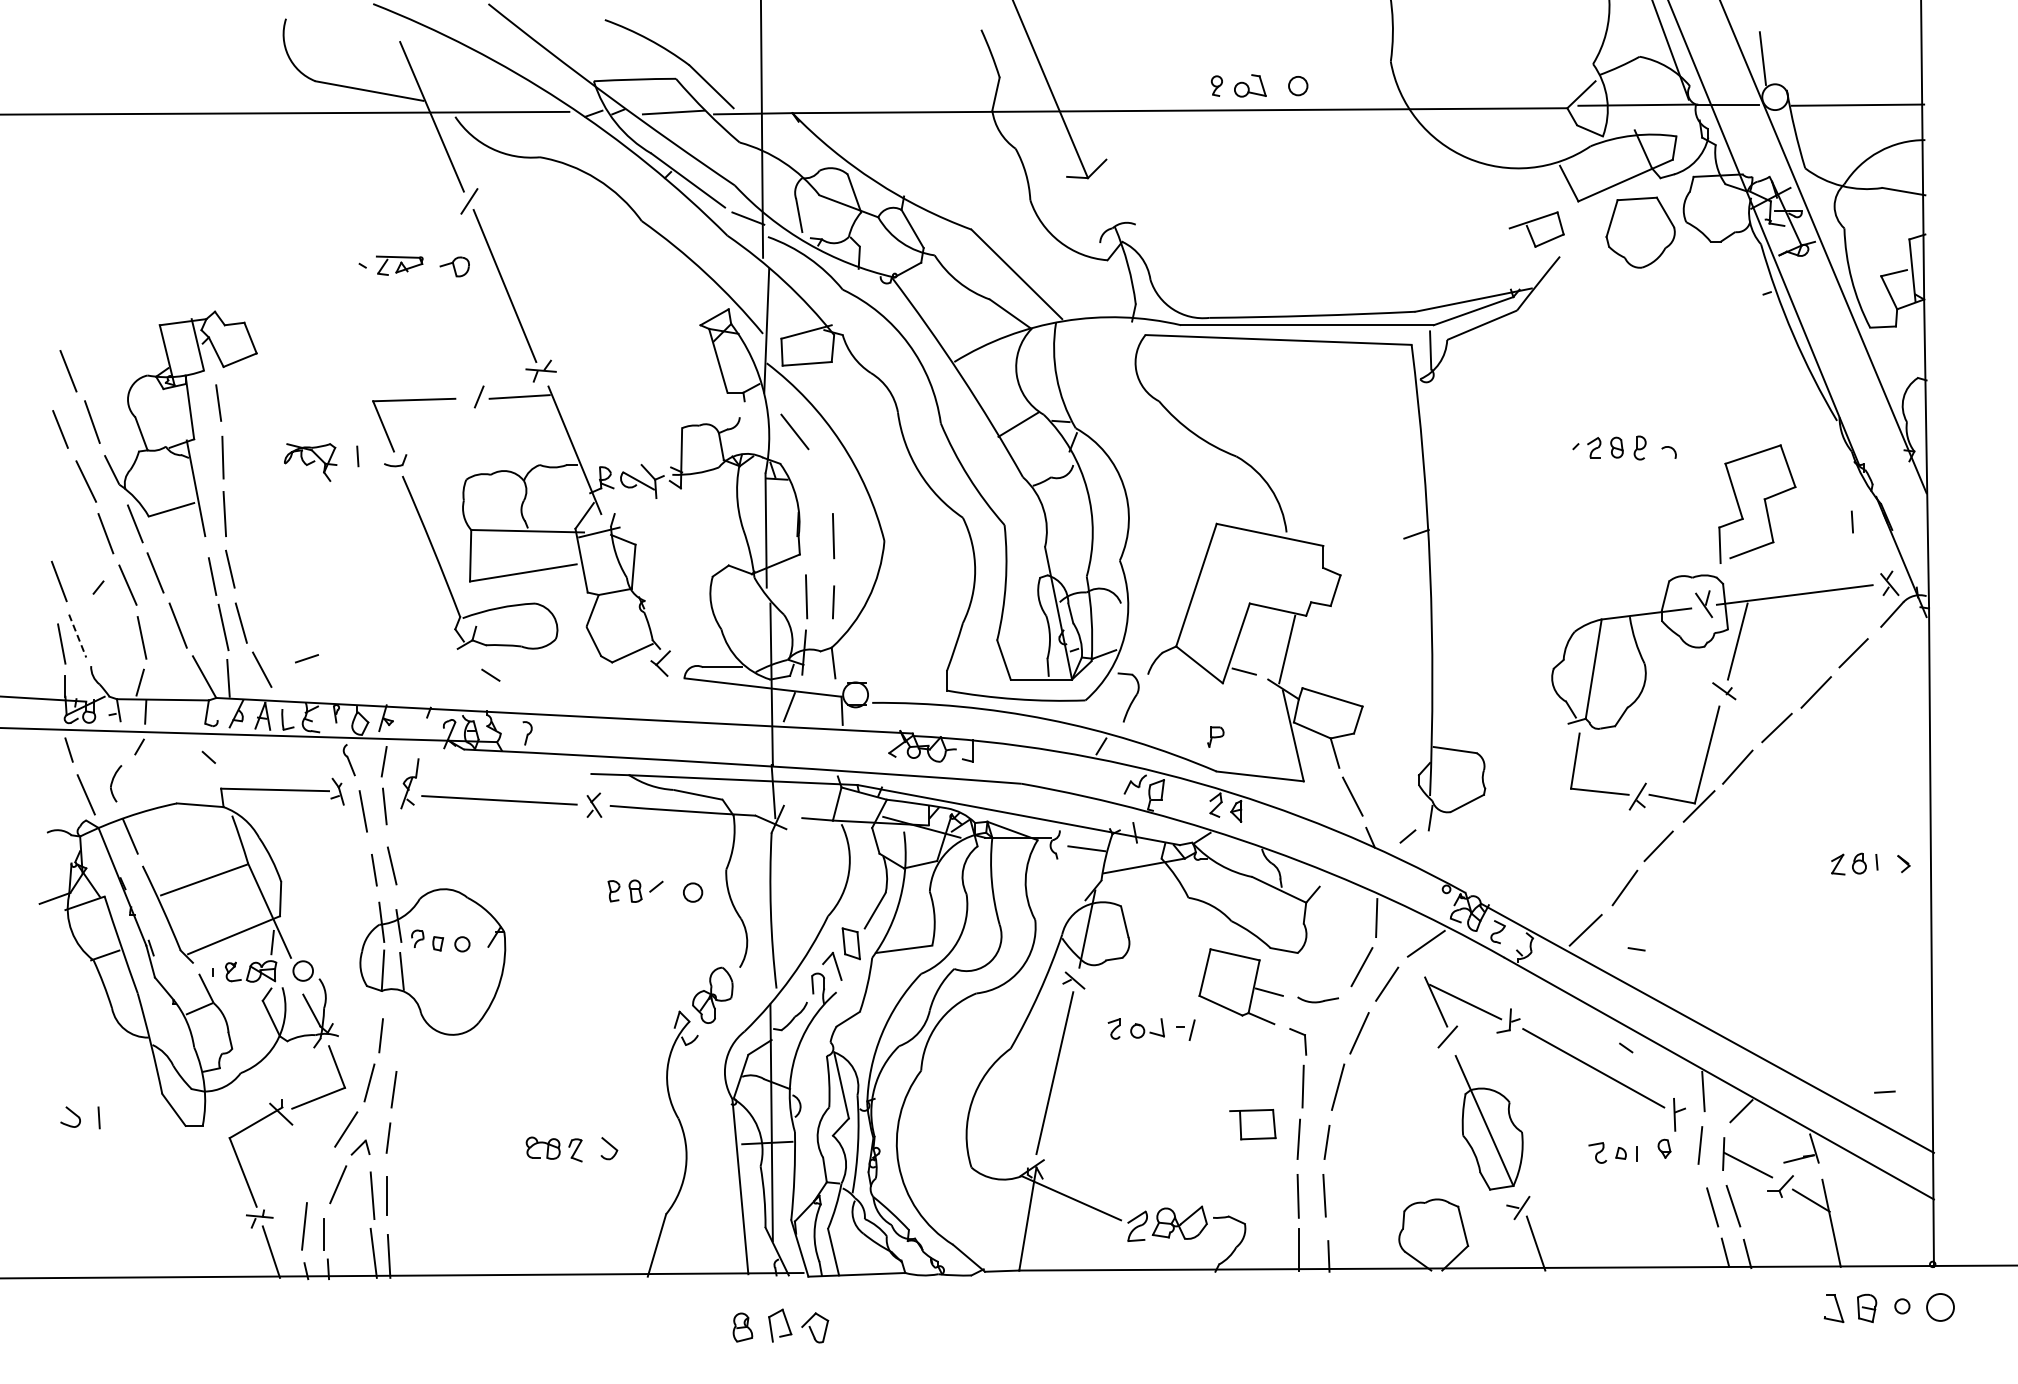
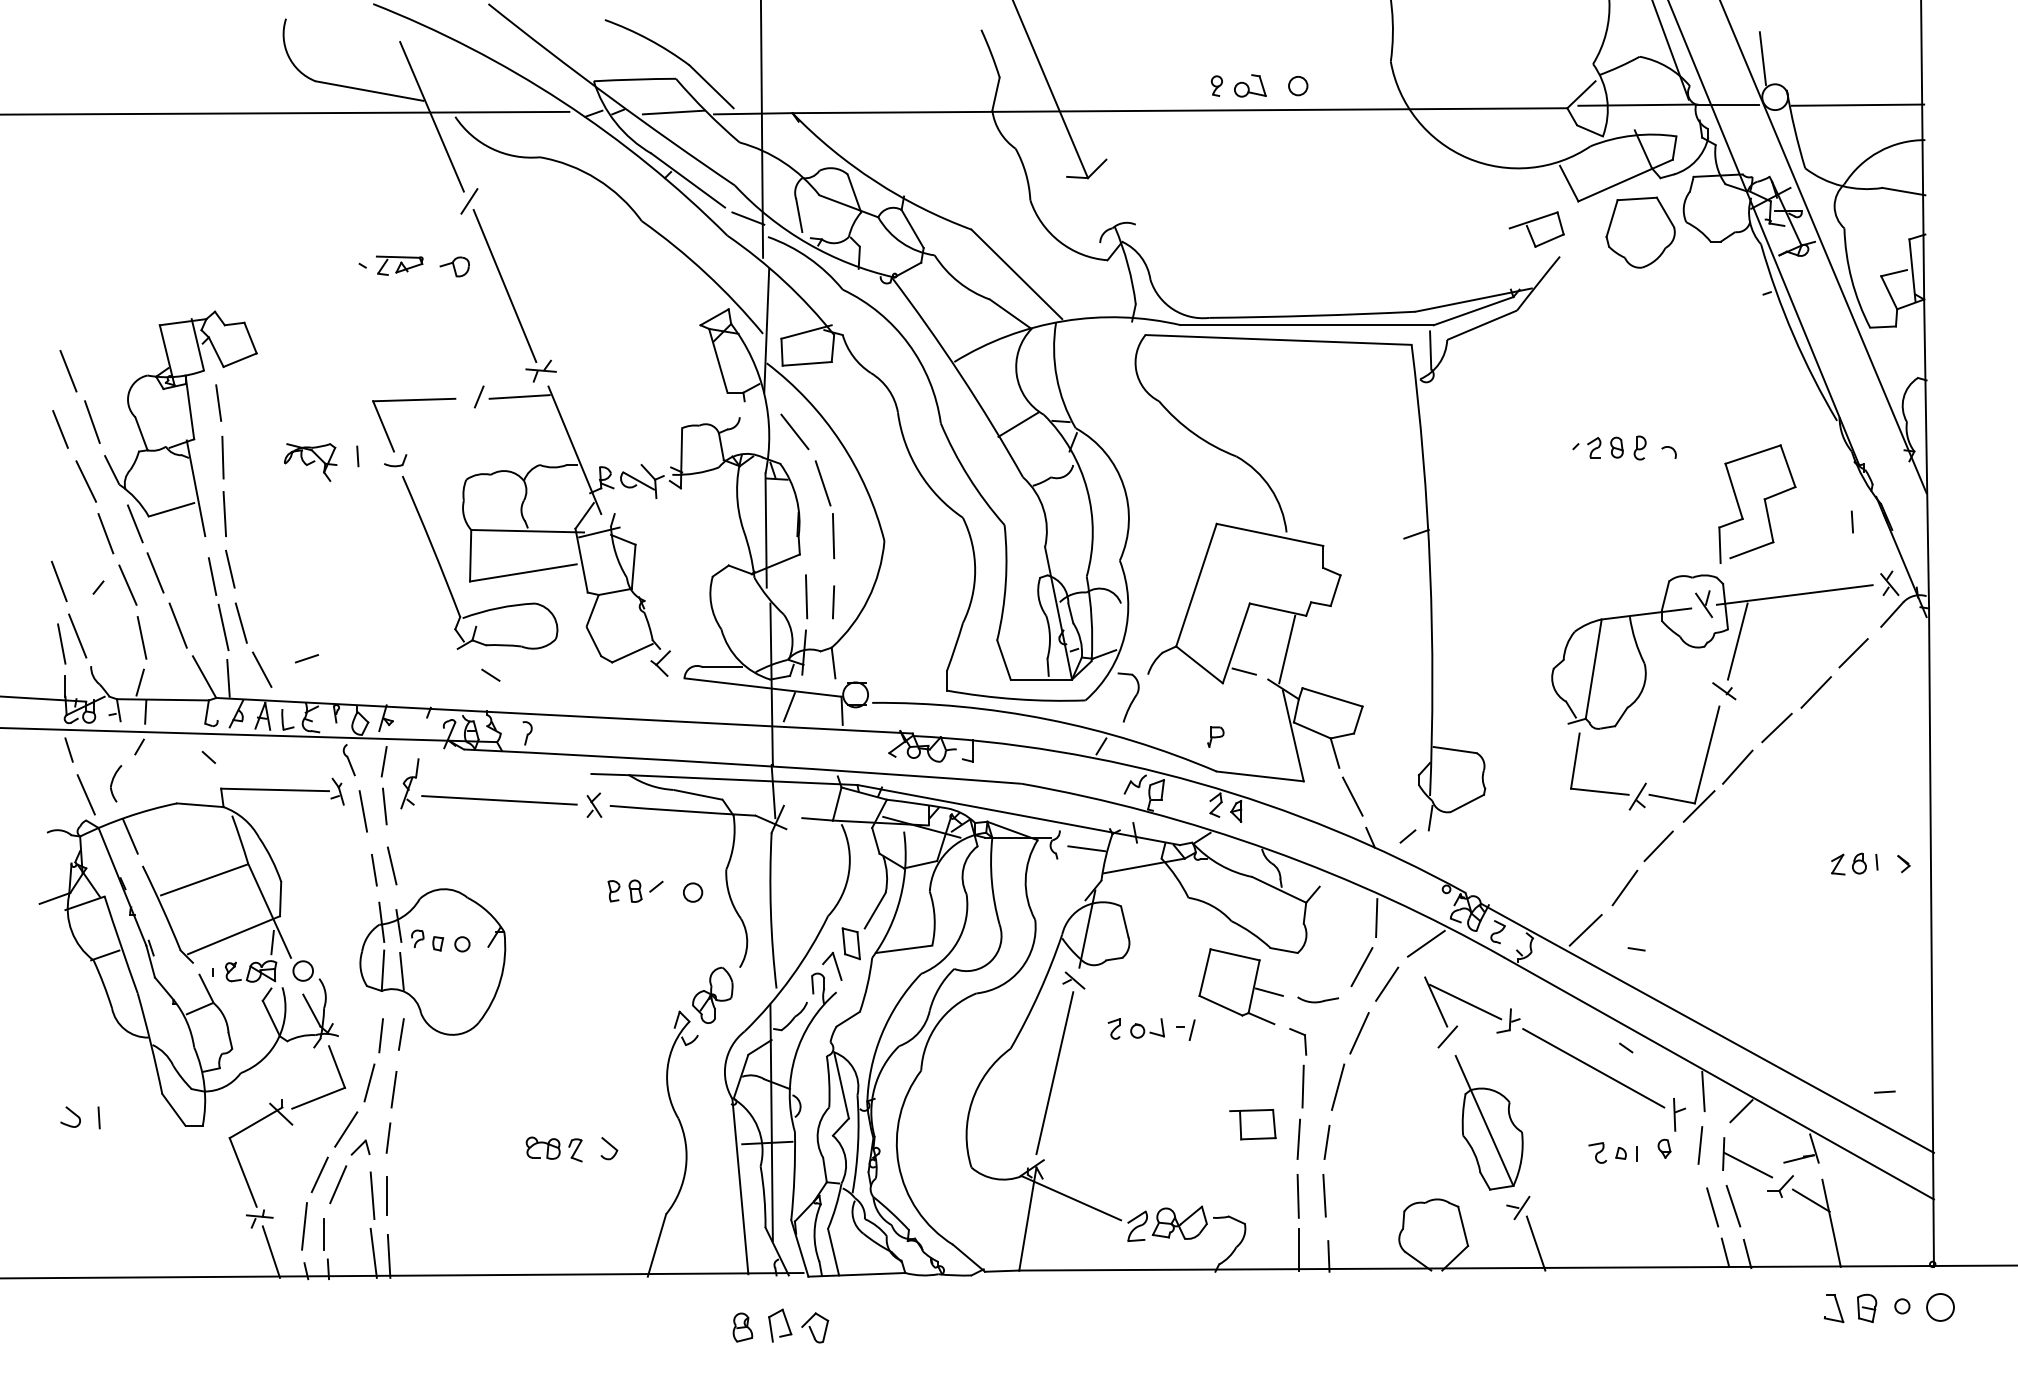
line: none -> present (822, 483)
line: dashed -> solid (77, 636)
line: none -> present (401, 1034)
line: none -> present (319, 1174)
